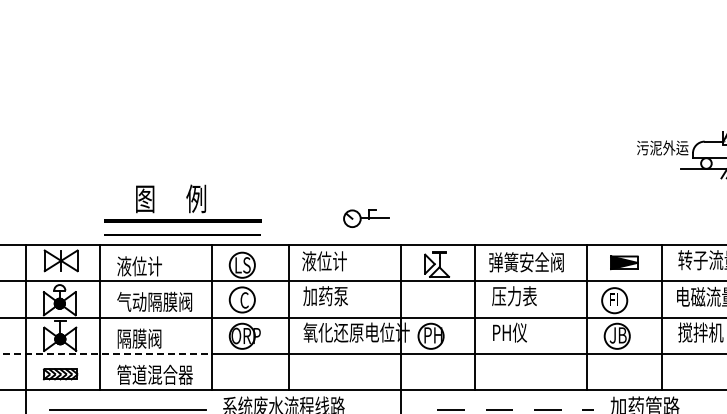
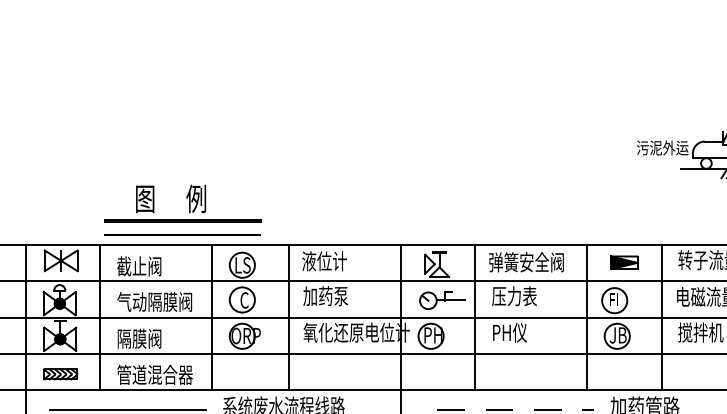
part position: (366, 218) -> (442, 300) (442, 300)
text: 液位计 -> 截止阀 (139, 266)
line: dashed -> solid (106, 353)
